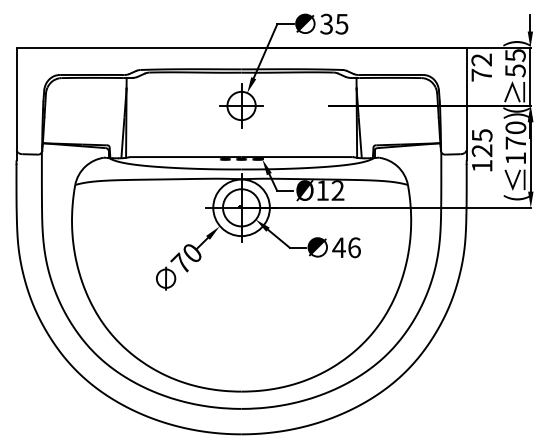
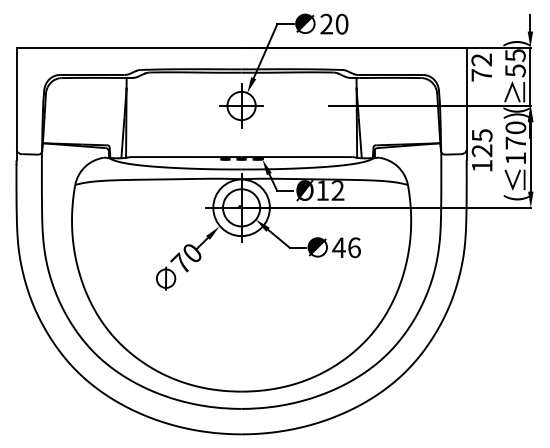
text: 35 -> 20 (334, 23)
